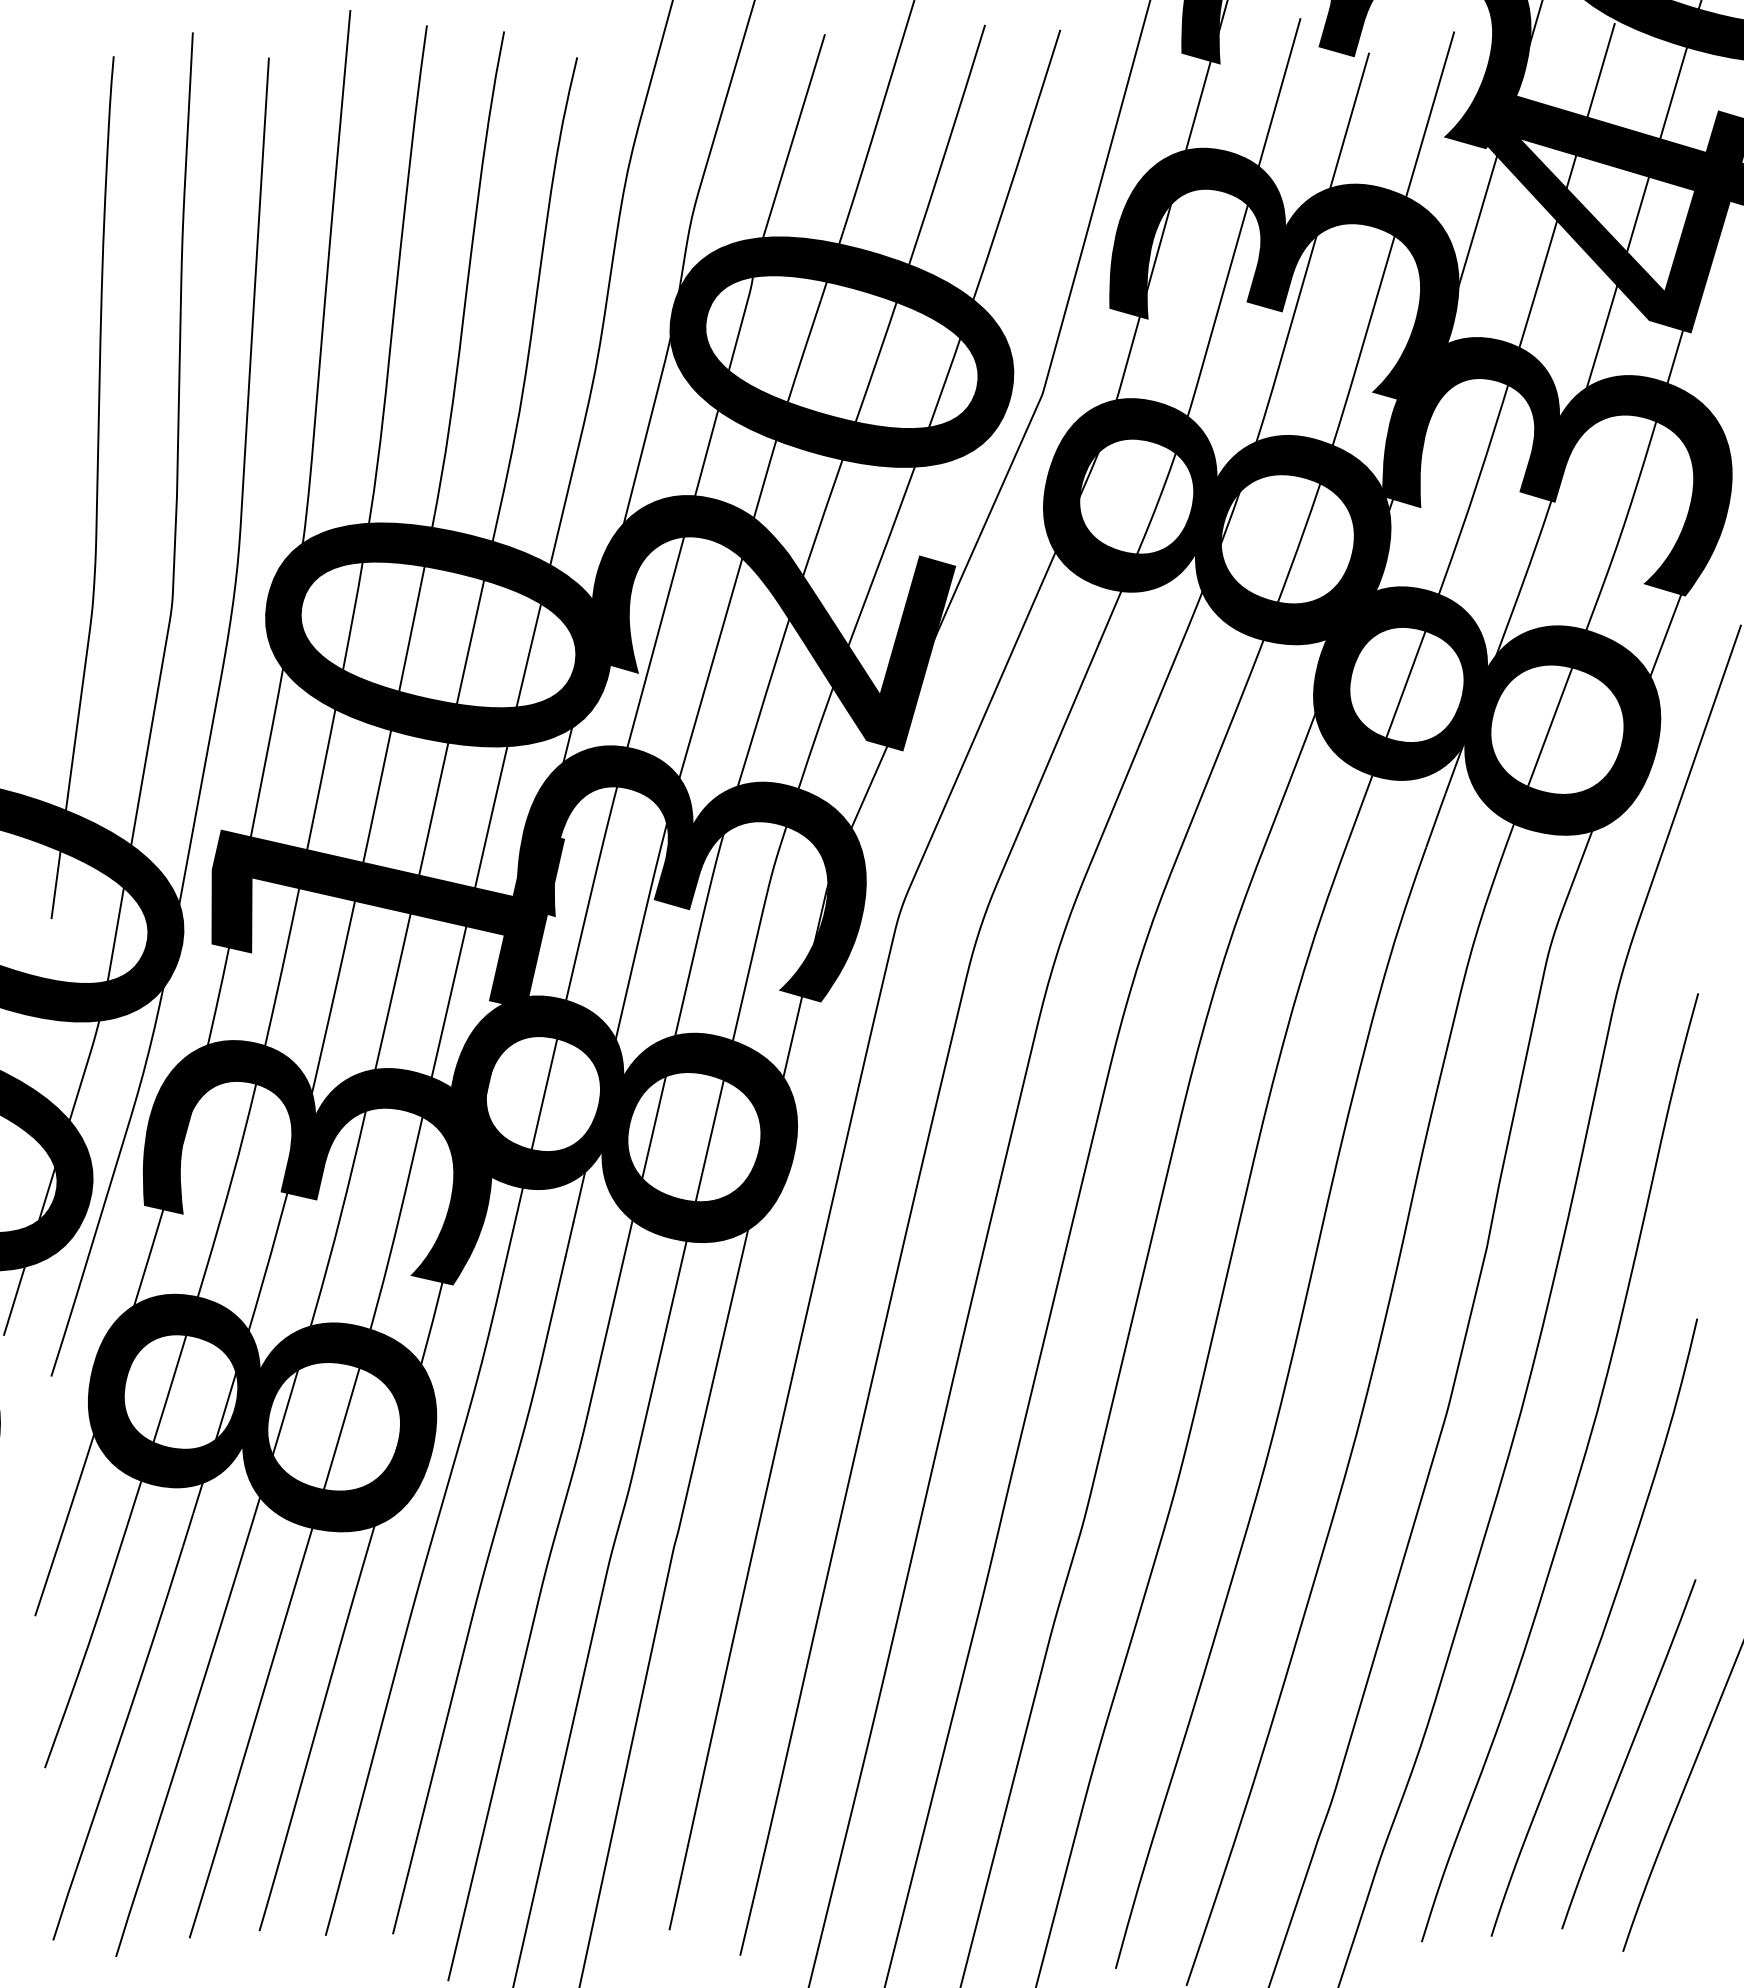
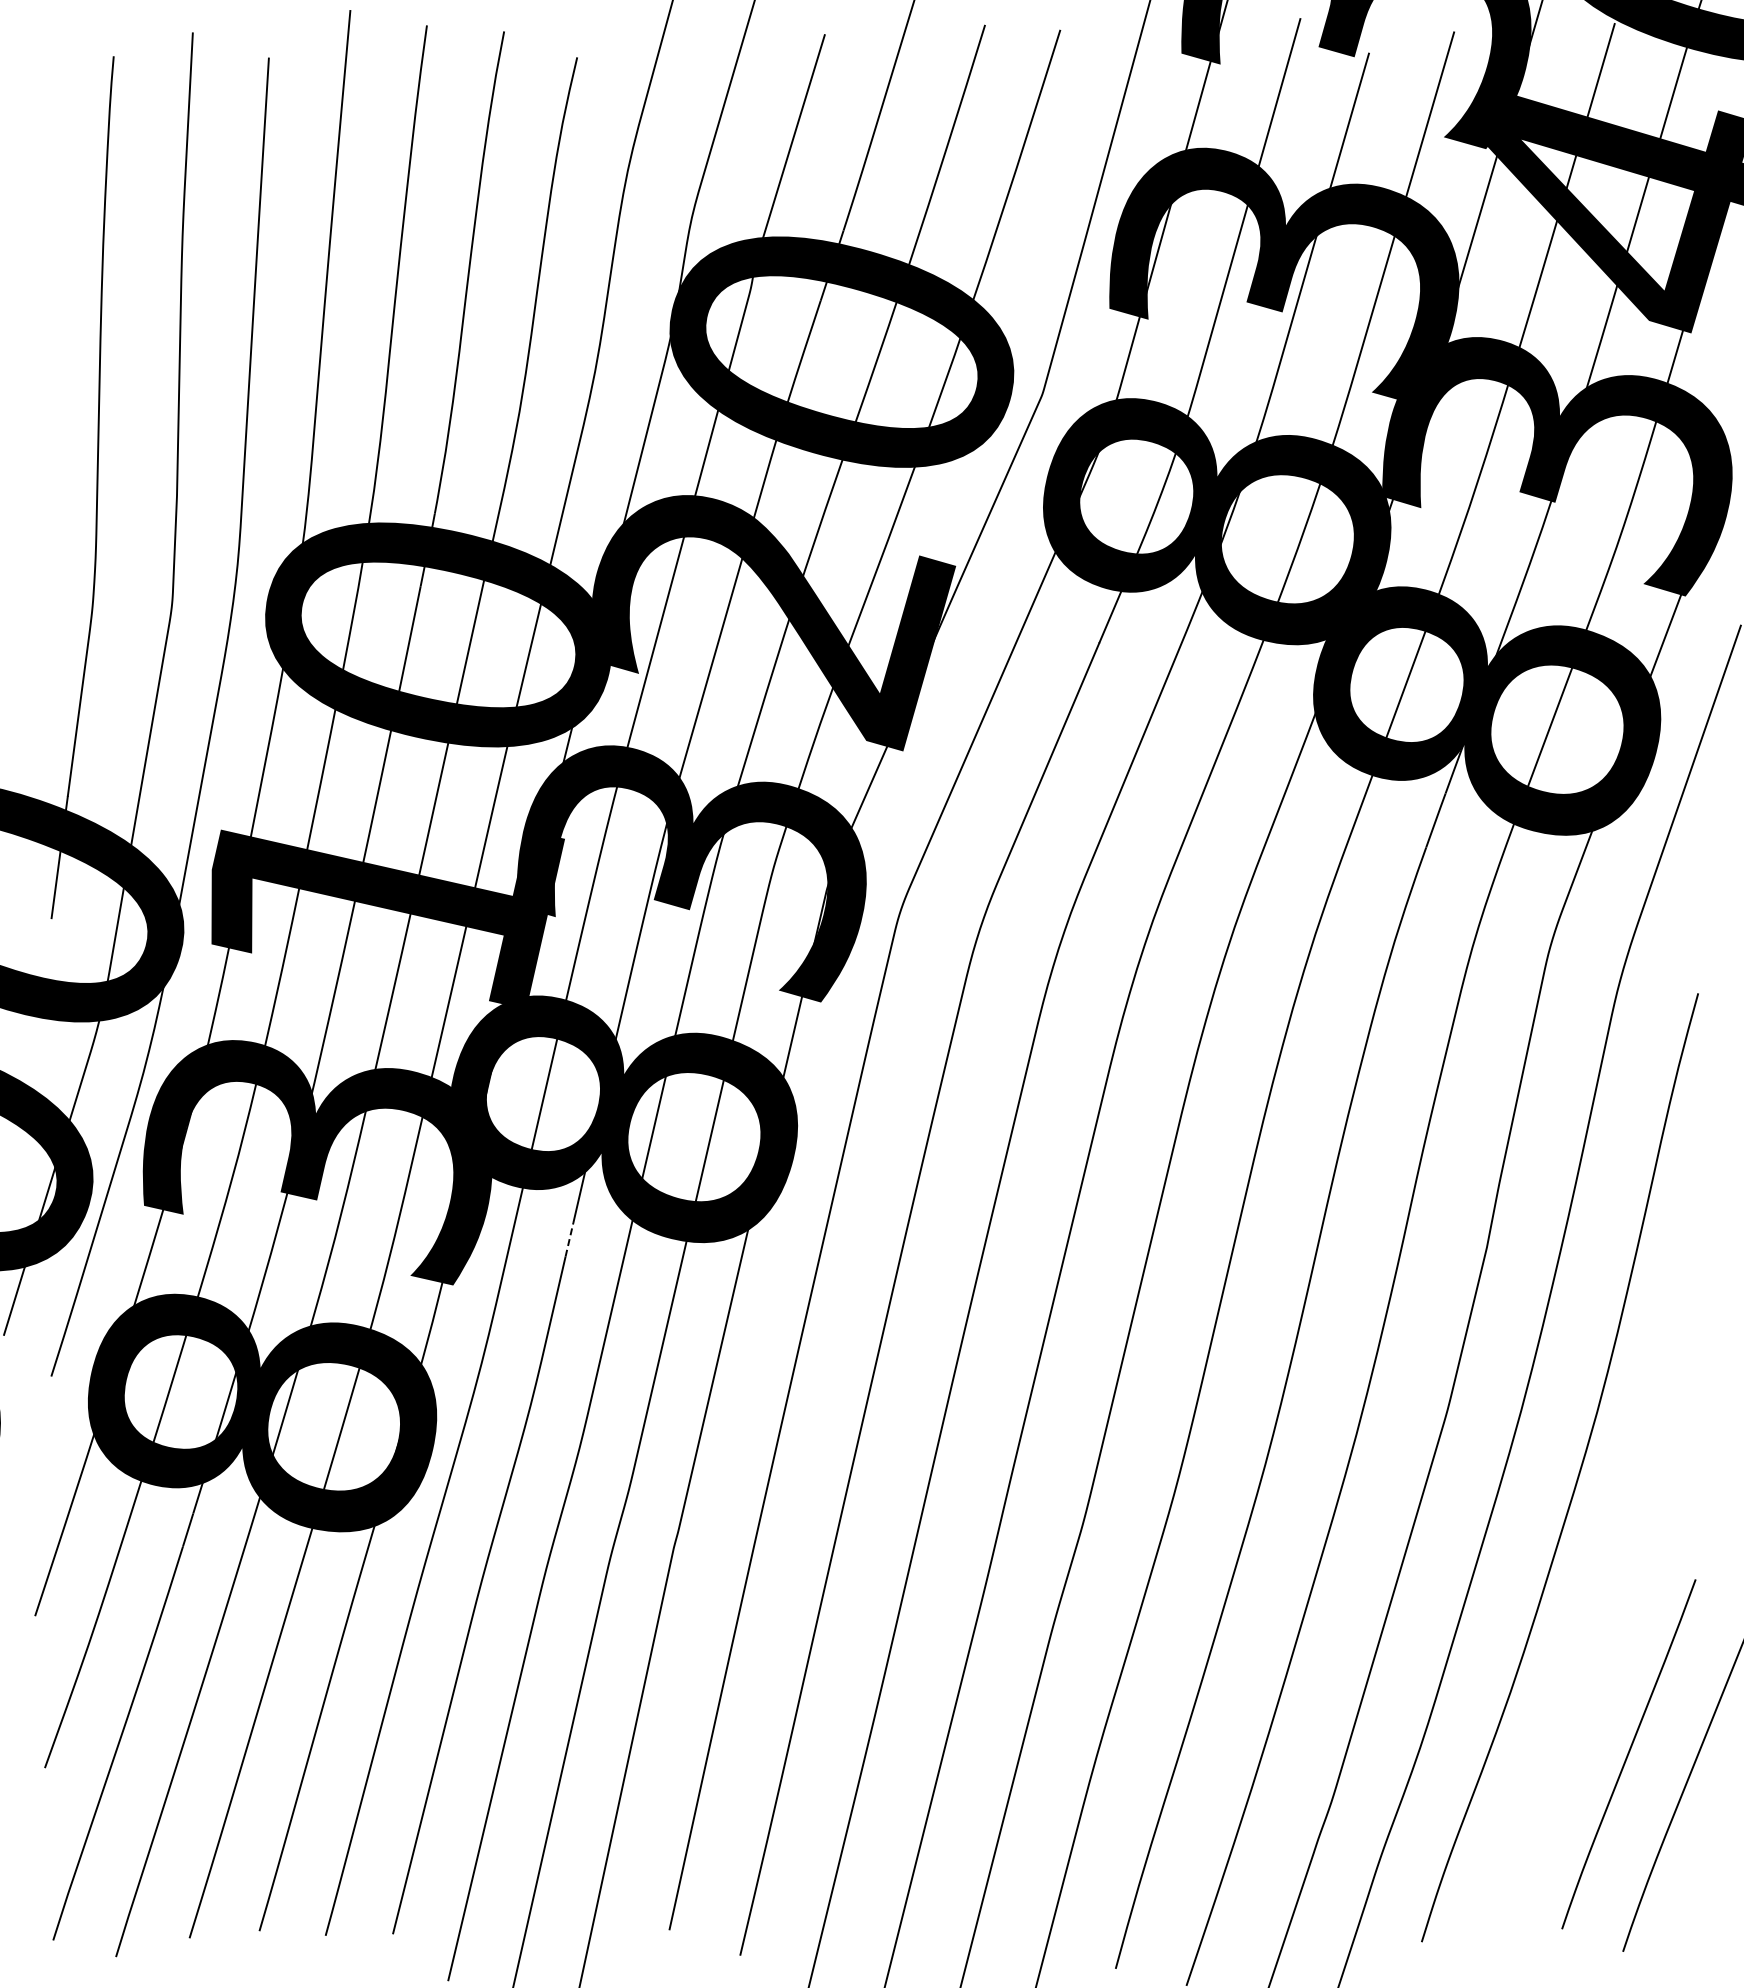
line: solid -> dashed (569, 1239)
curve: present -> none (1602, 1631)
